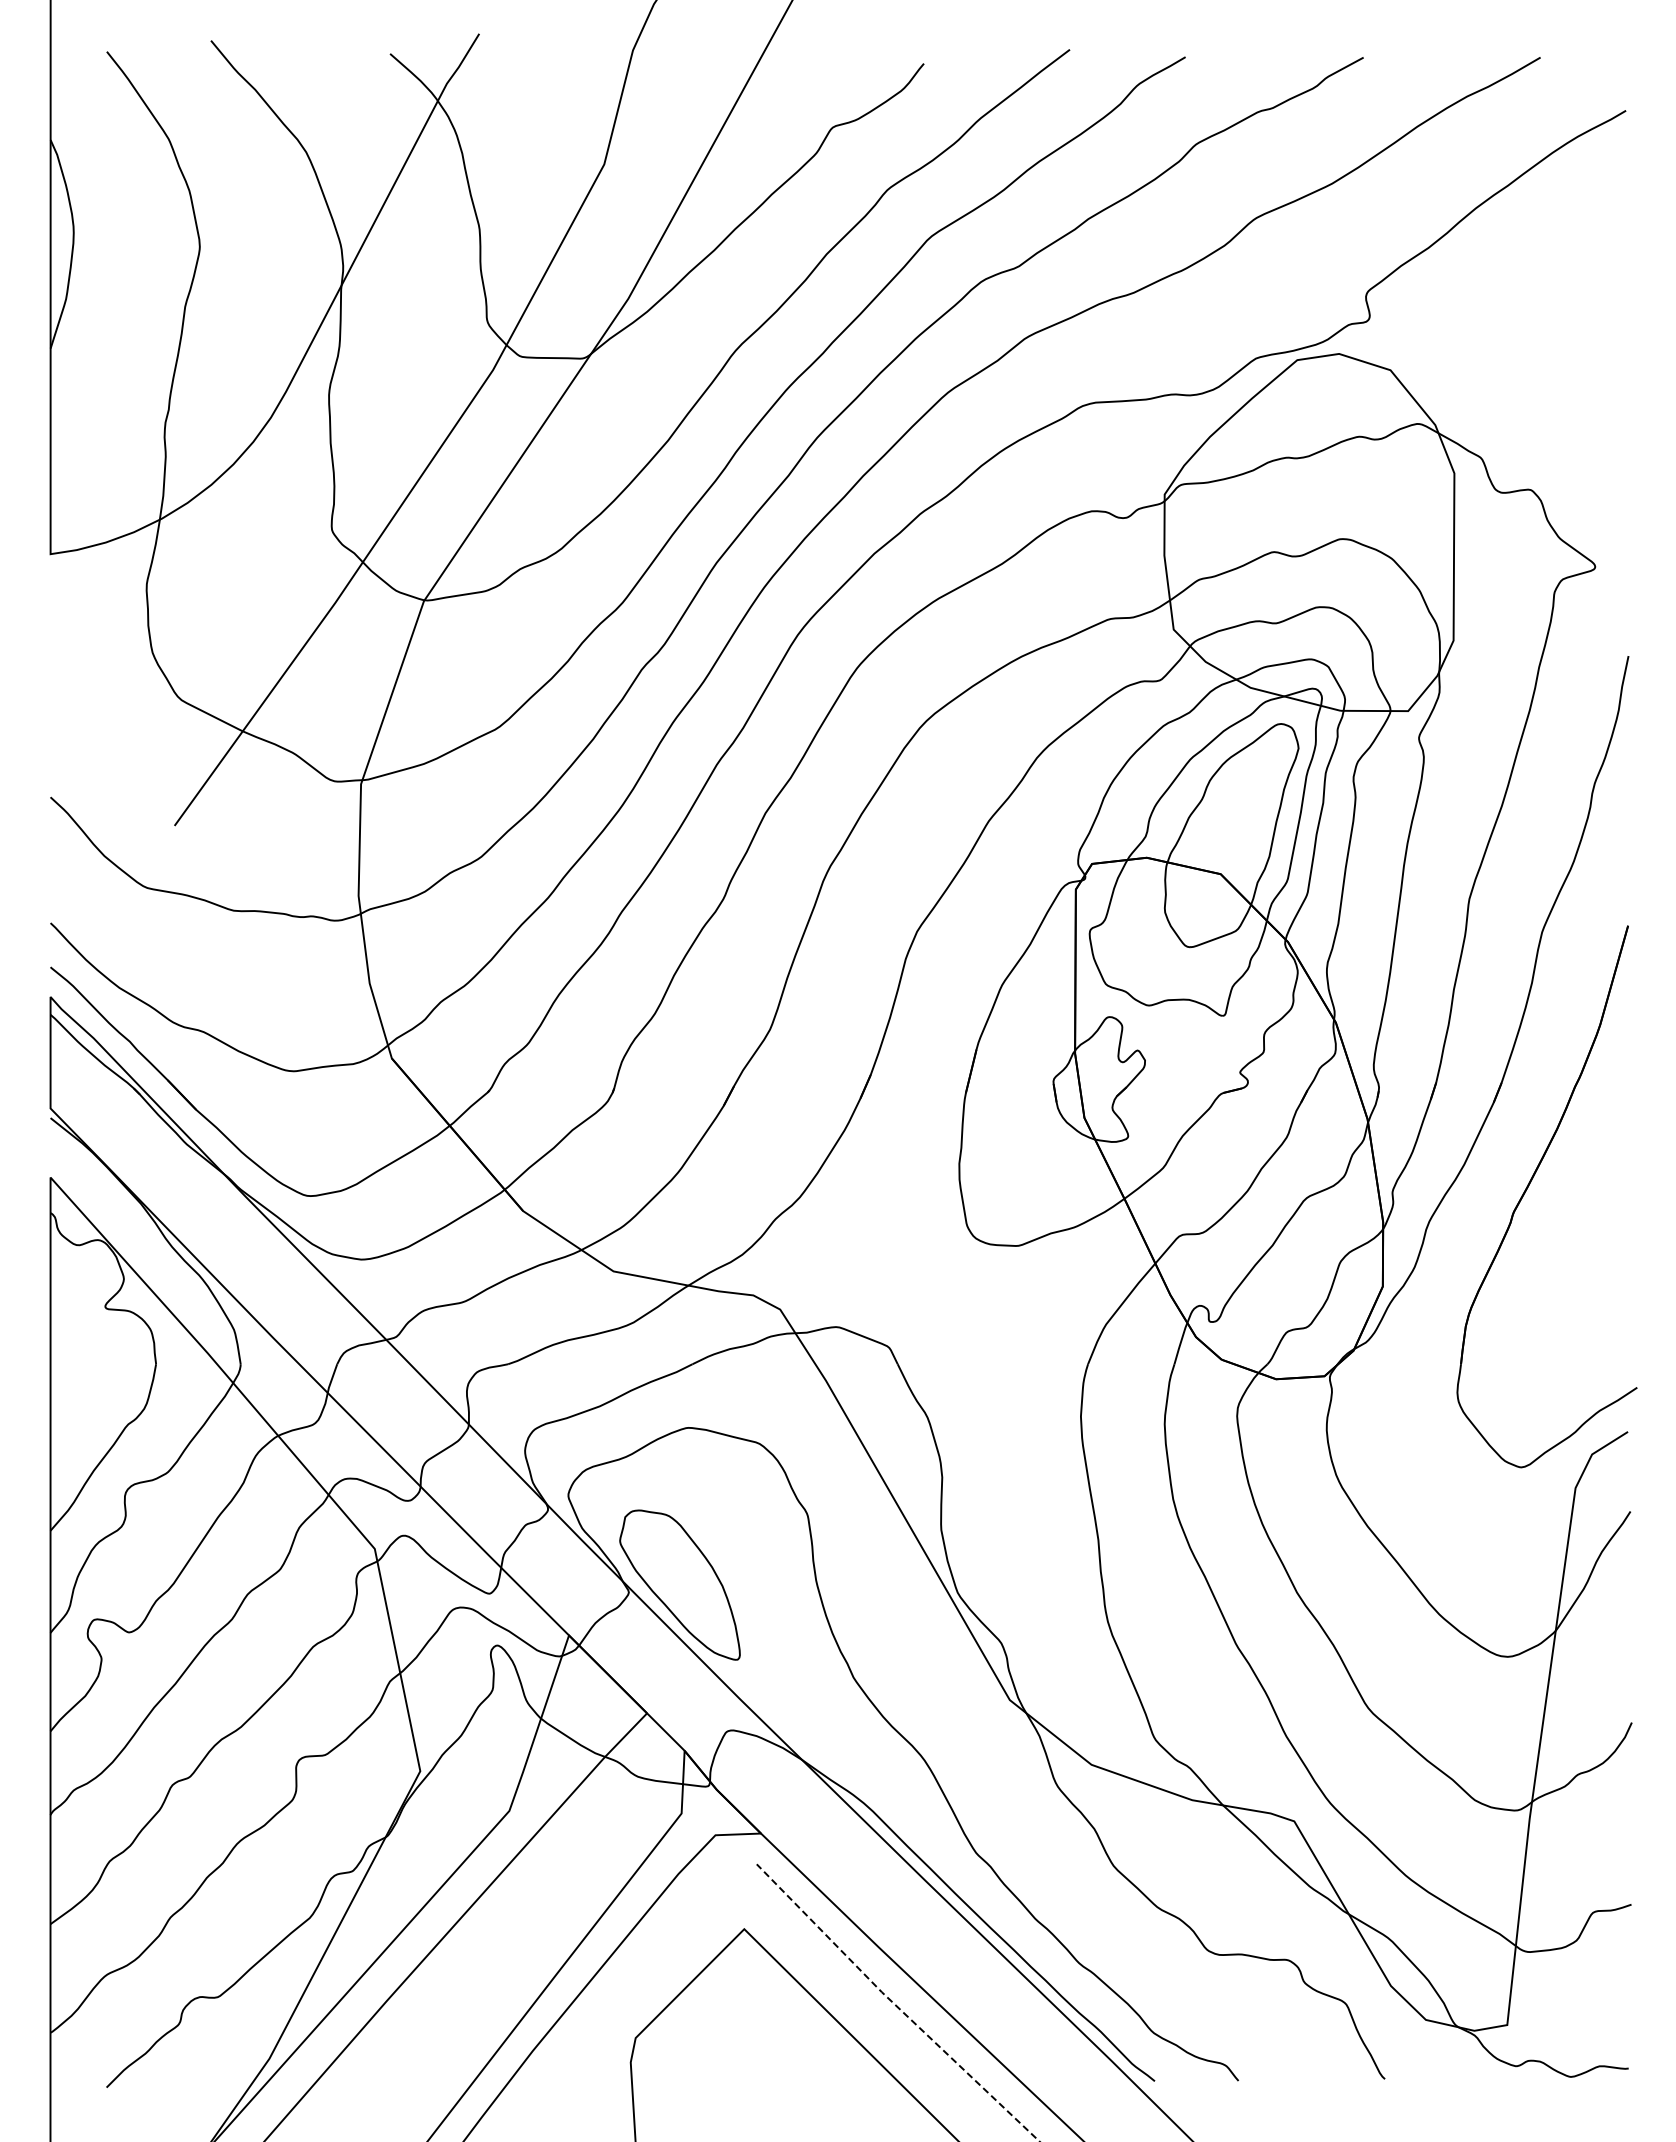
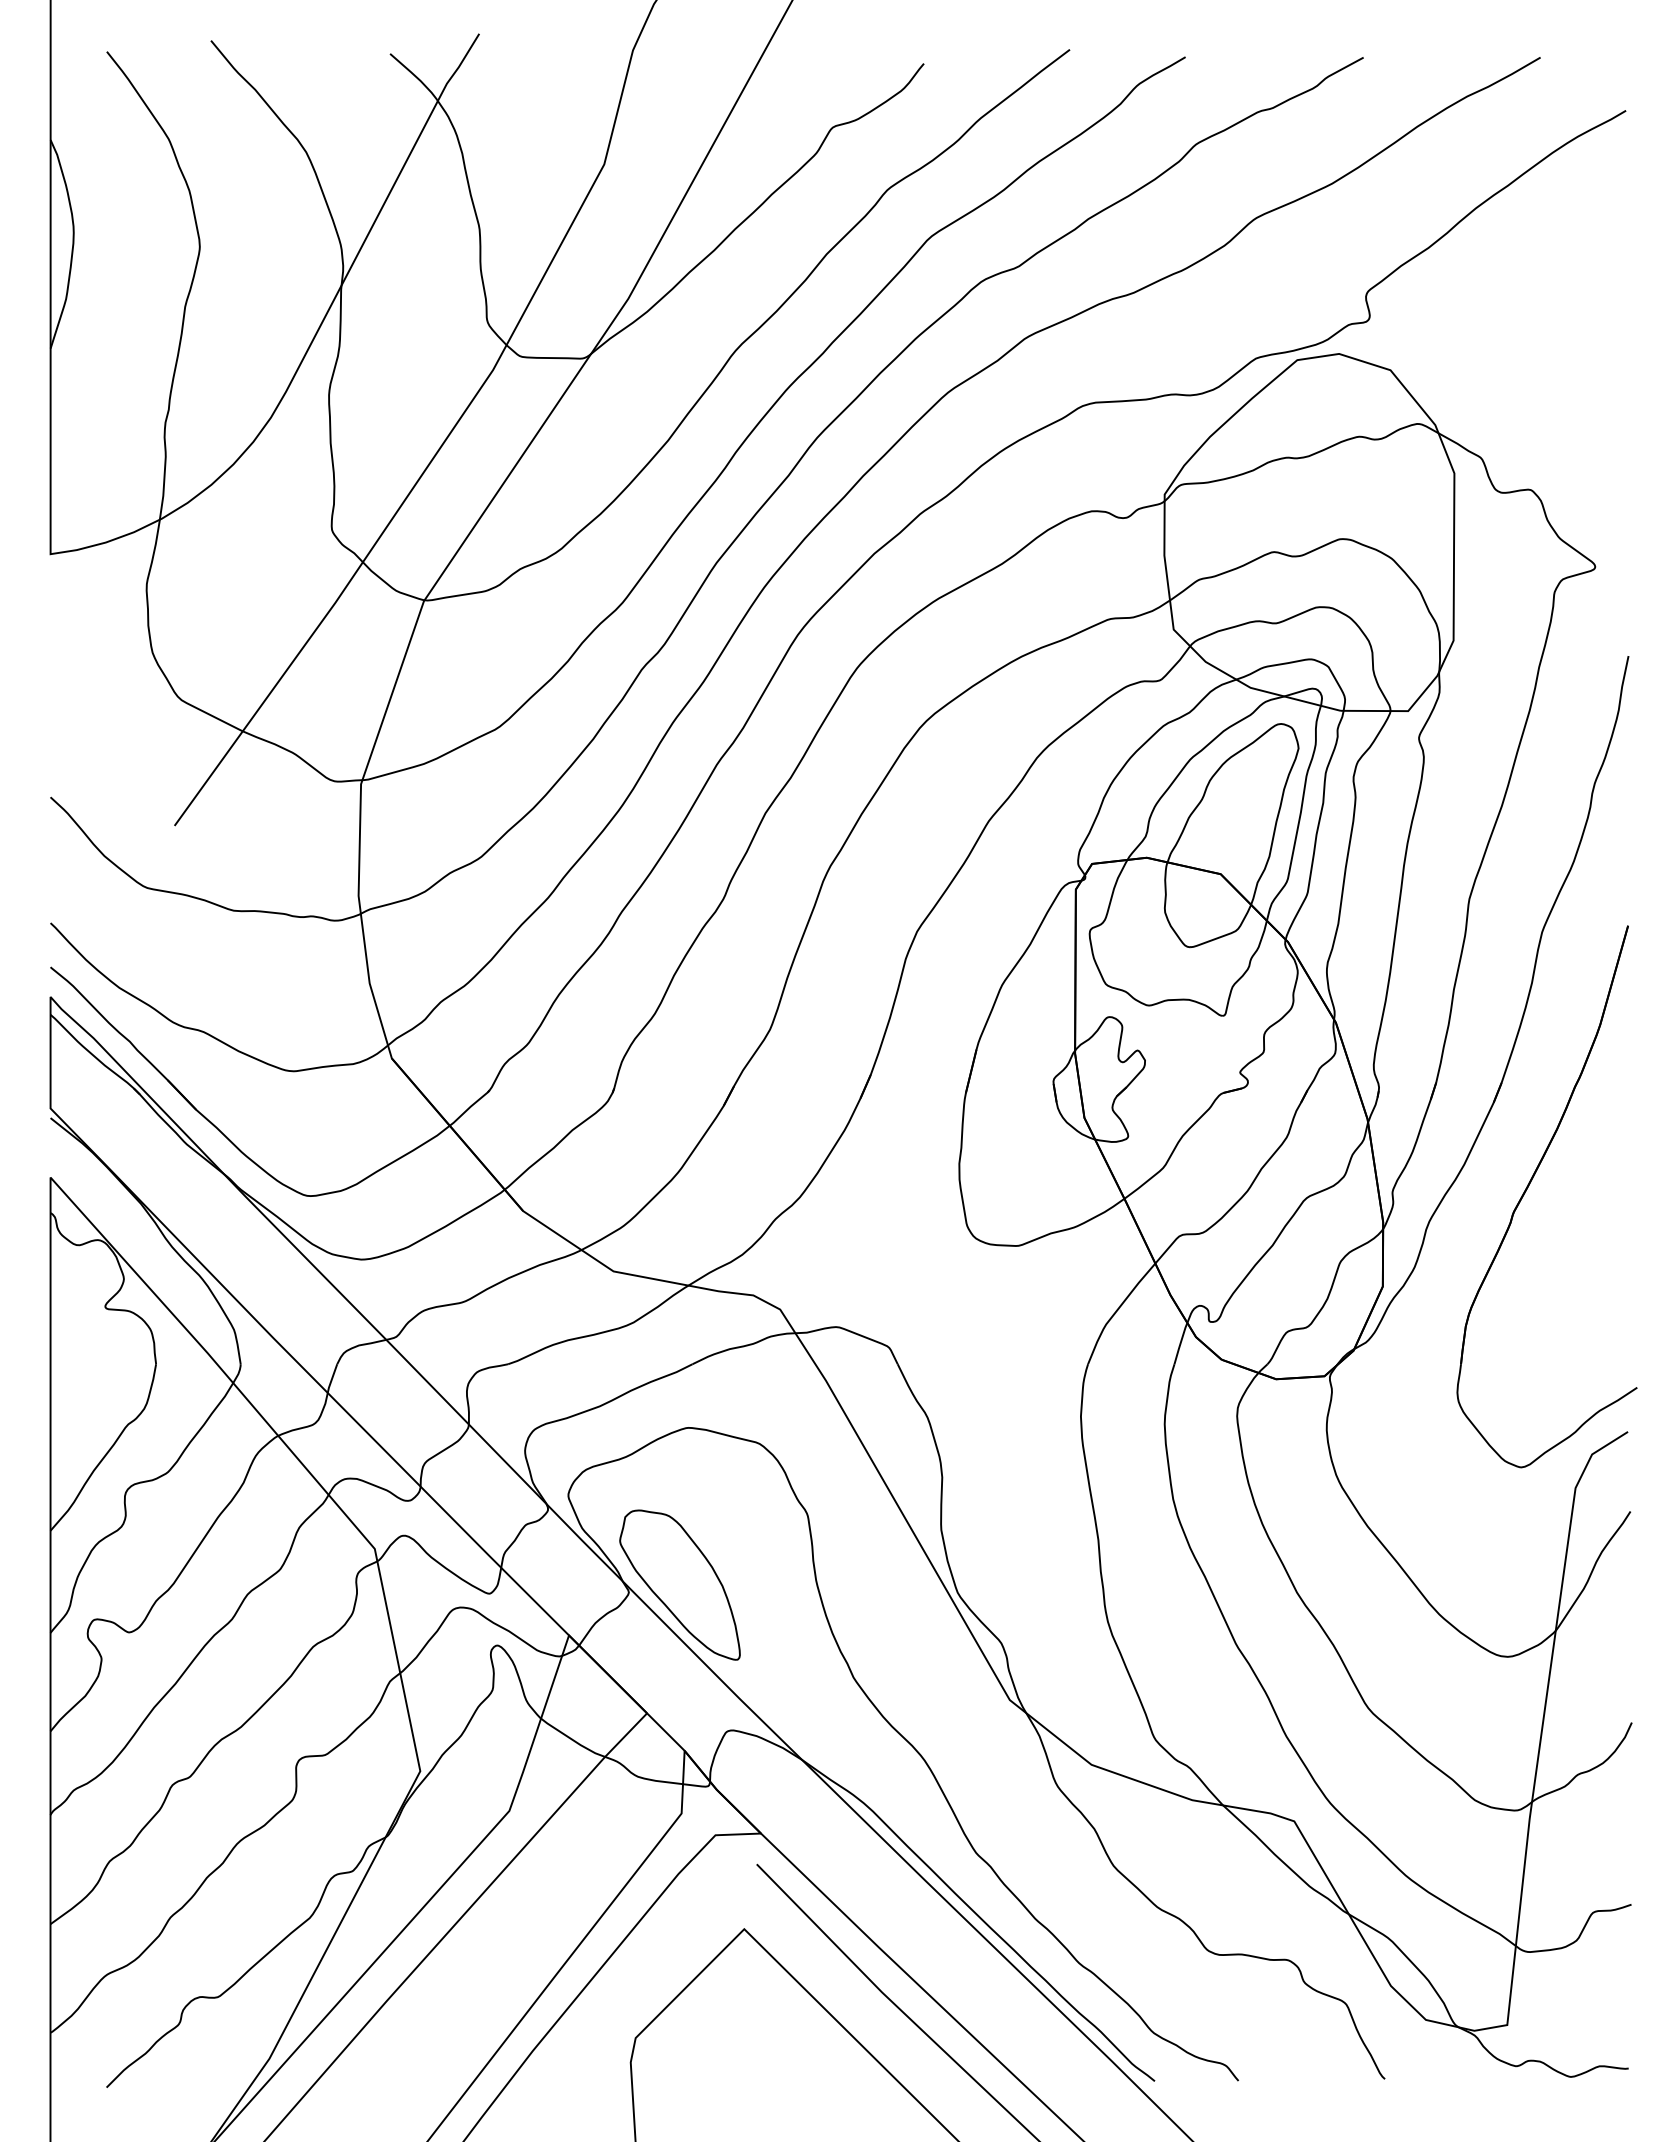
line: dashed -> solid (895, 2004)
